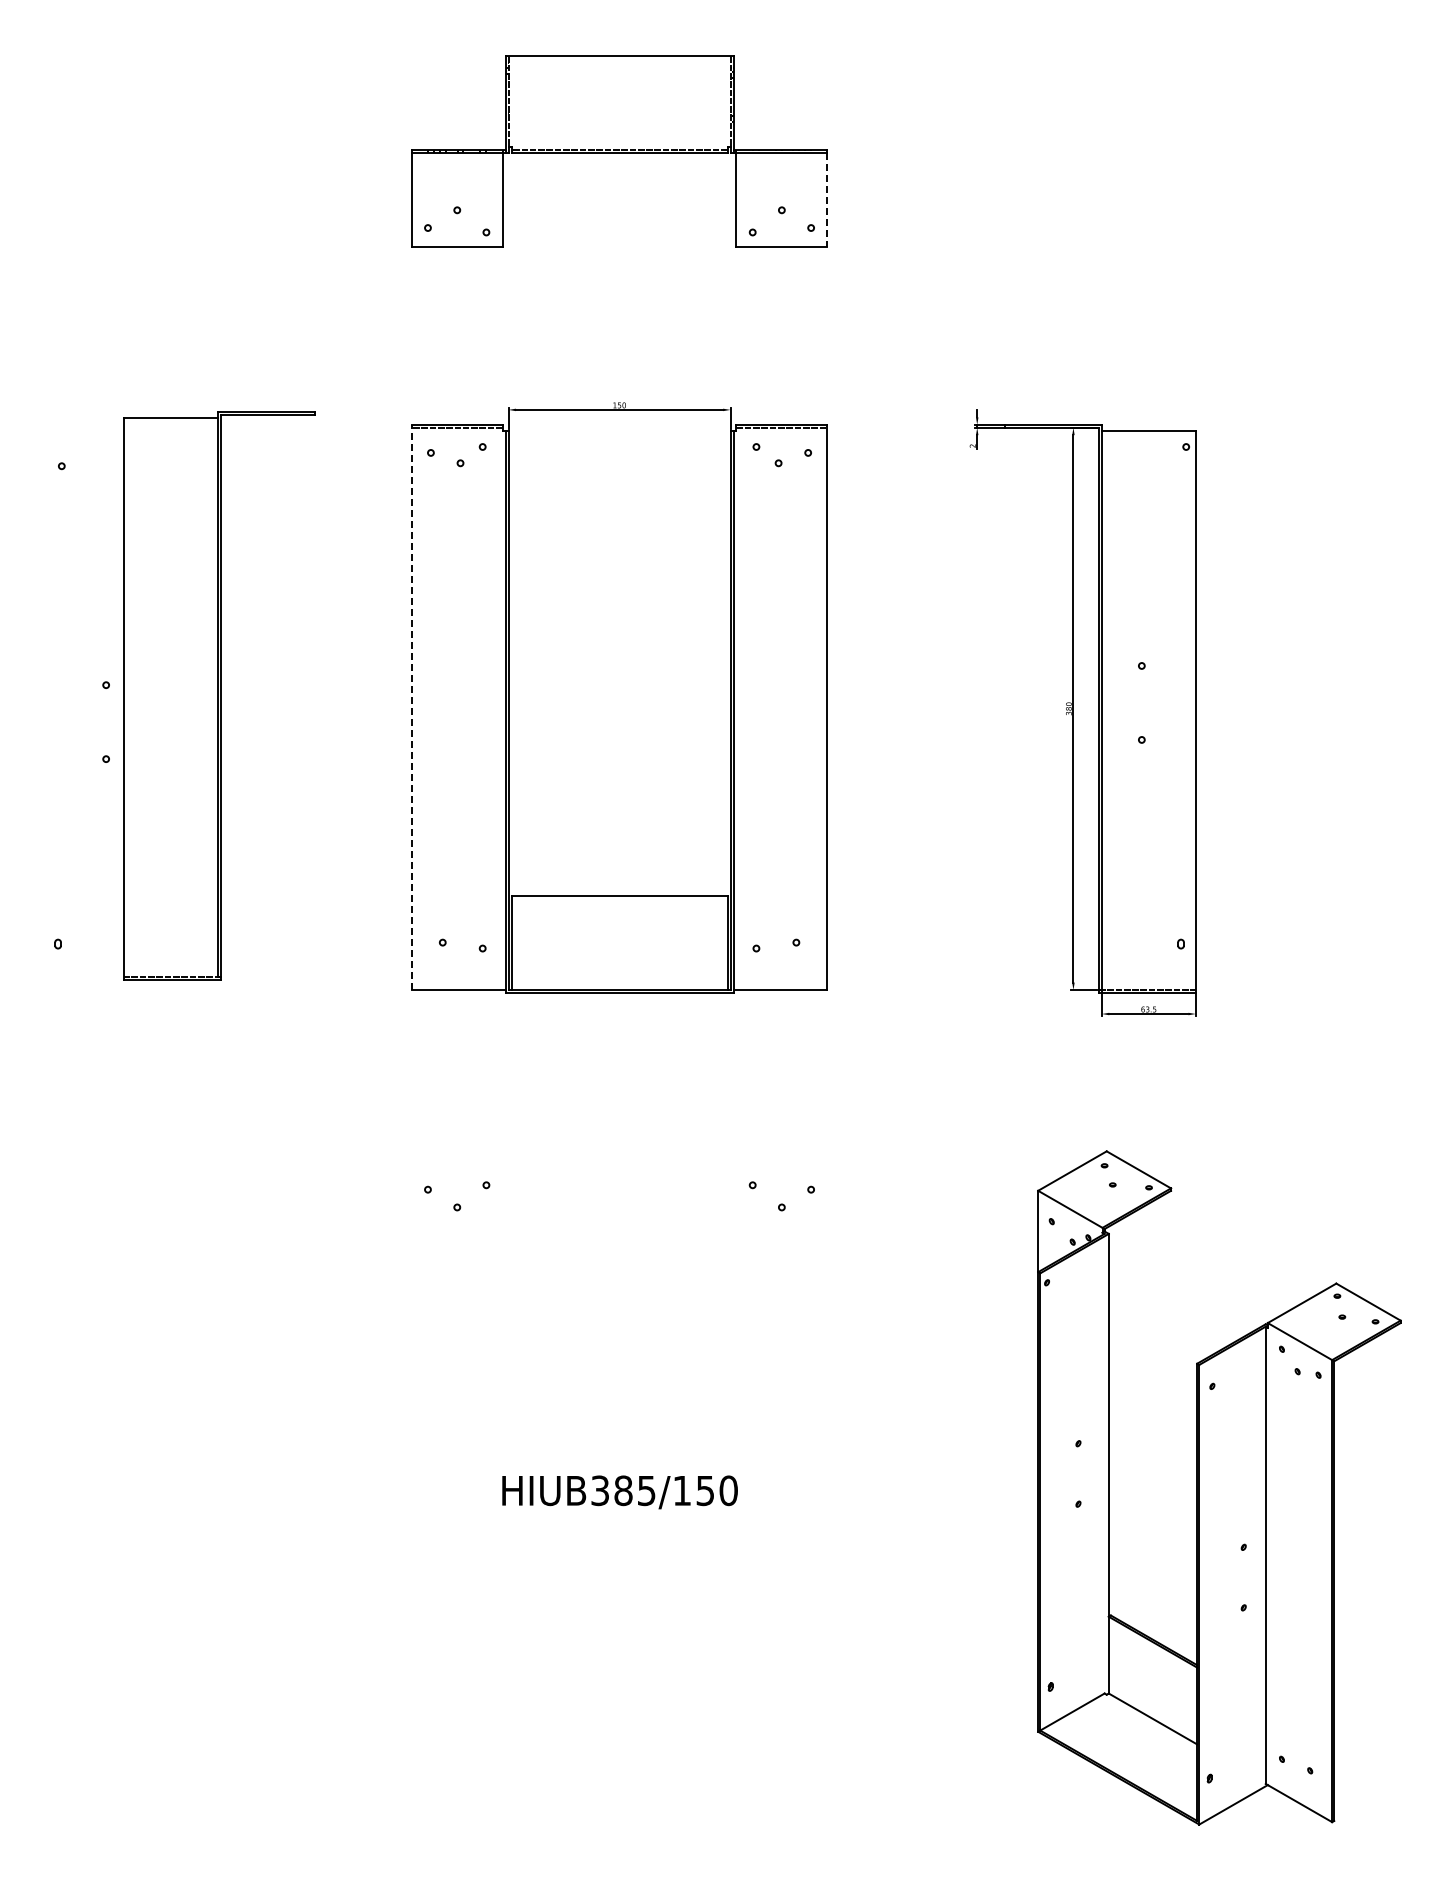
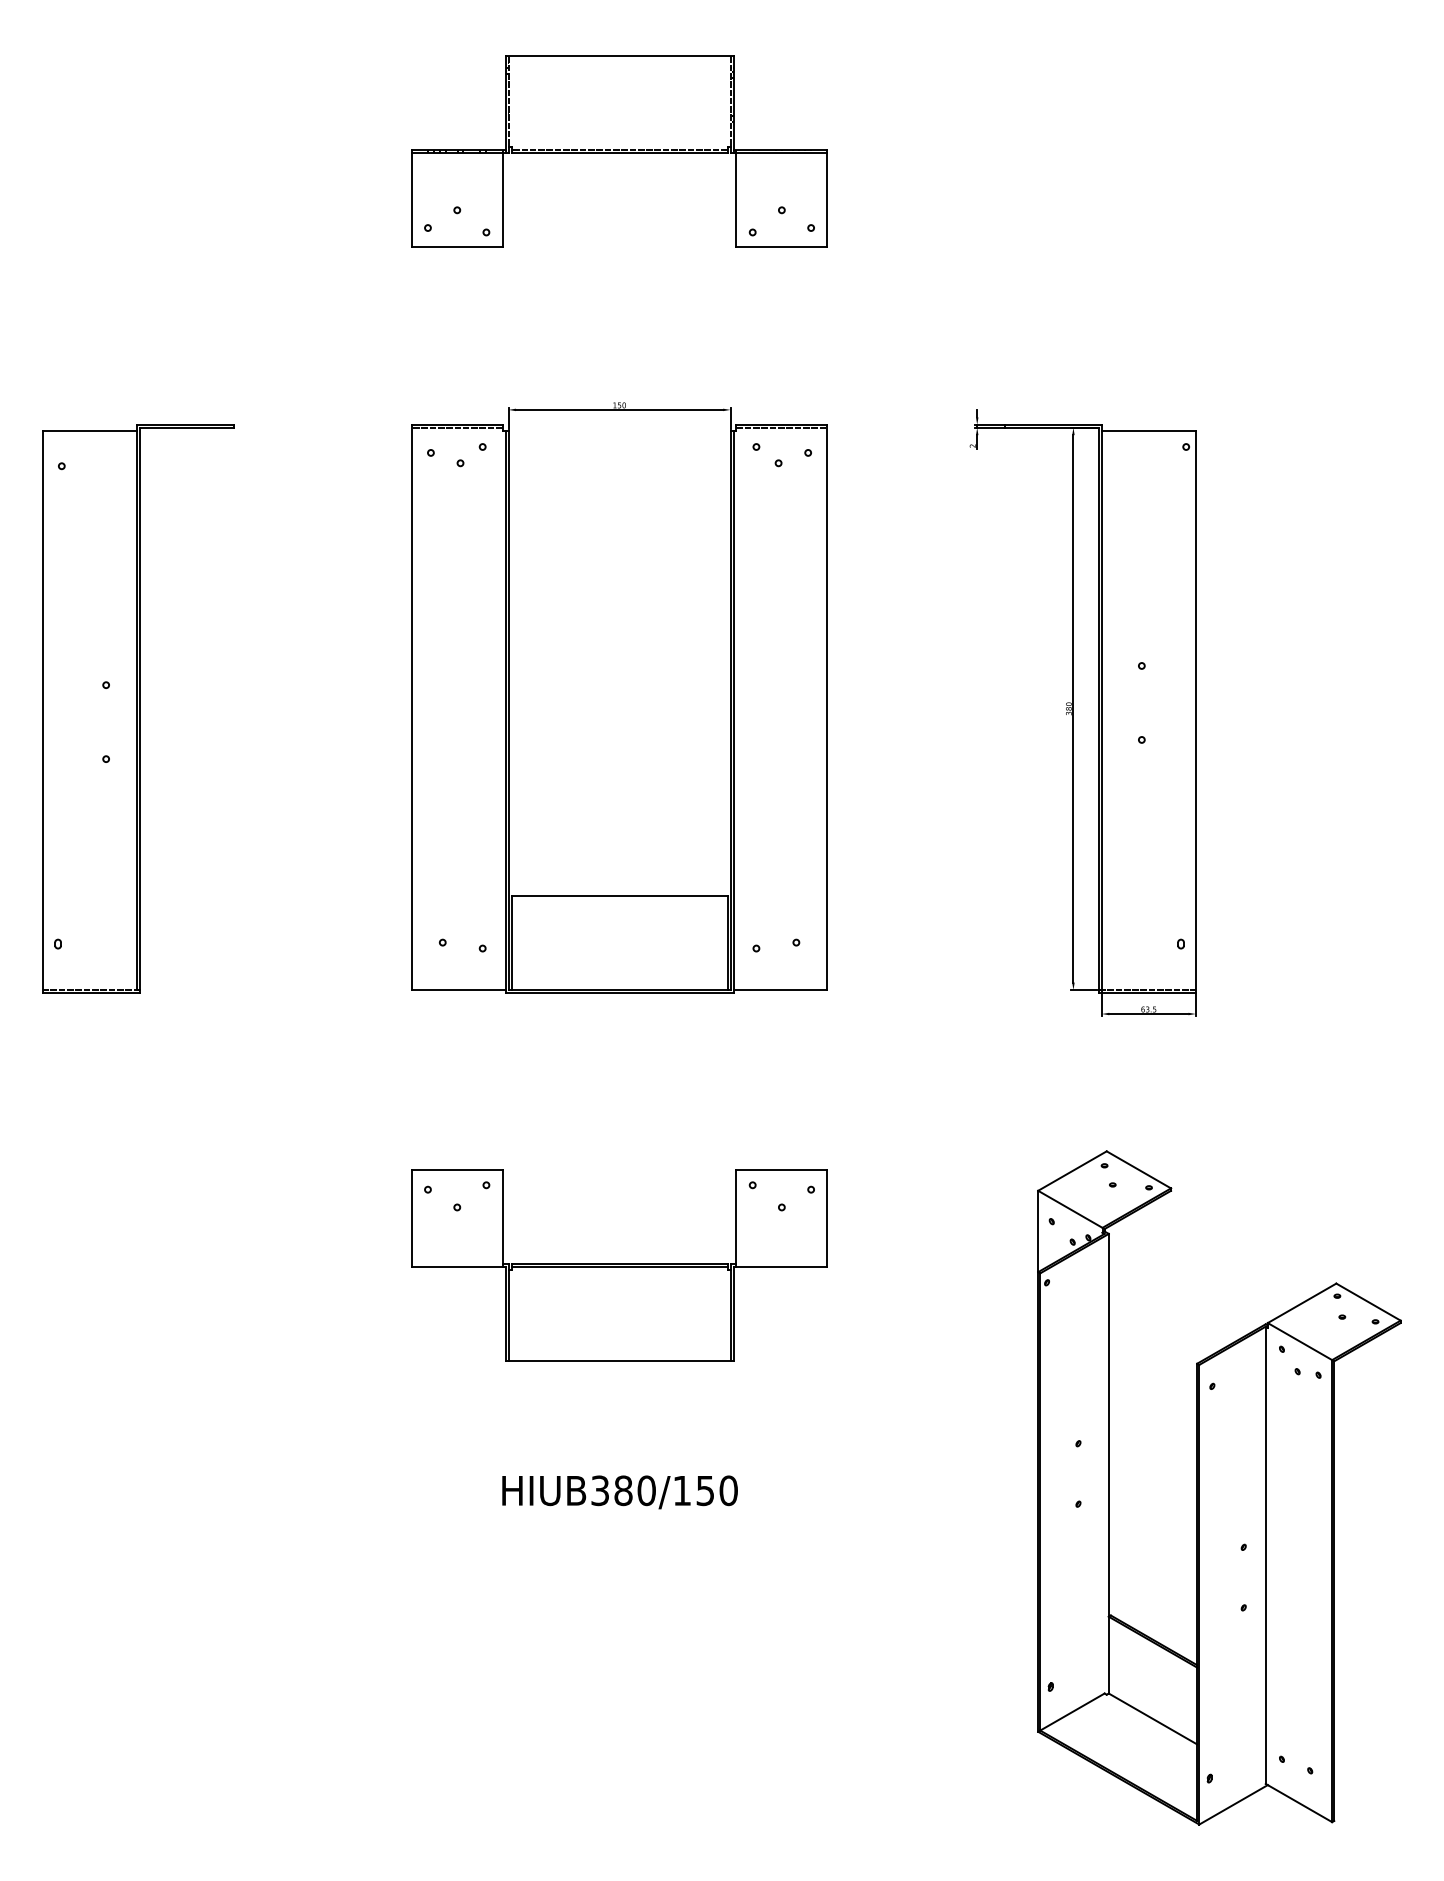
line: dashed -> solid (827, 200)
part position: (219, 695) -> (138, 708) (138, 708)
line: dashed -> solid (411, 707)
part: none -> present (619, 1265)
text: HIUB385/150 -> HIUB380/150 (646, 1490)
